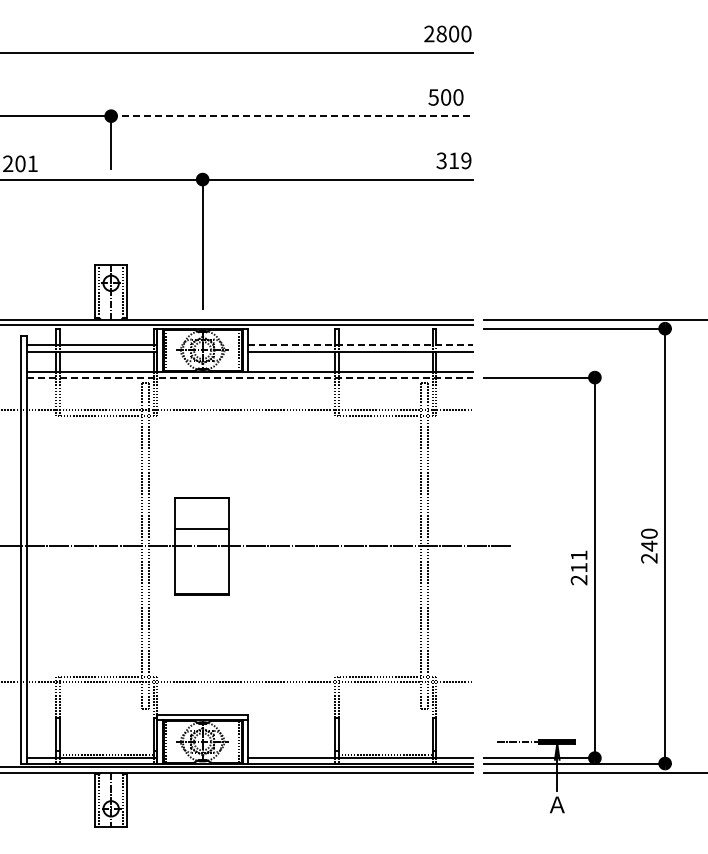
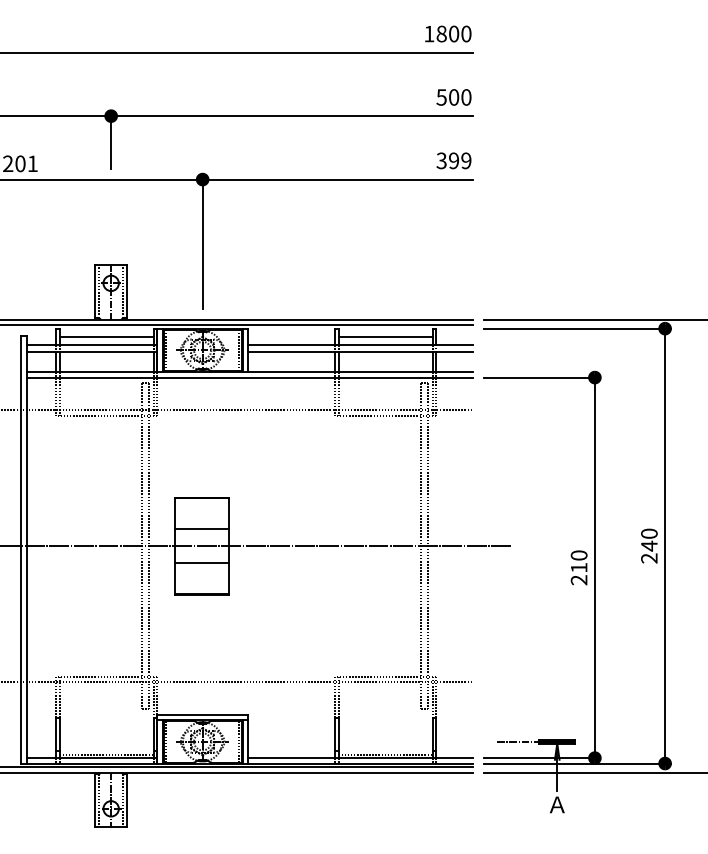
text: 2800 -> 1800 (429, 33)
text position: (445, 97) -> (453, 97) (453, 97)
line: dashed -> solid (291, 116)
text: 319 -> 399 (454, 160)
line: none -> present (106, 336)
line: none -> present (385, 336)
line: dashed -> solid (360, 344)
line: dashed -> solid (249, 377)
text: 211 -> 210 (578, 555)
line: none -> present (201, 562)
